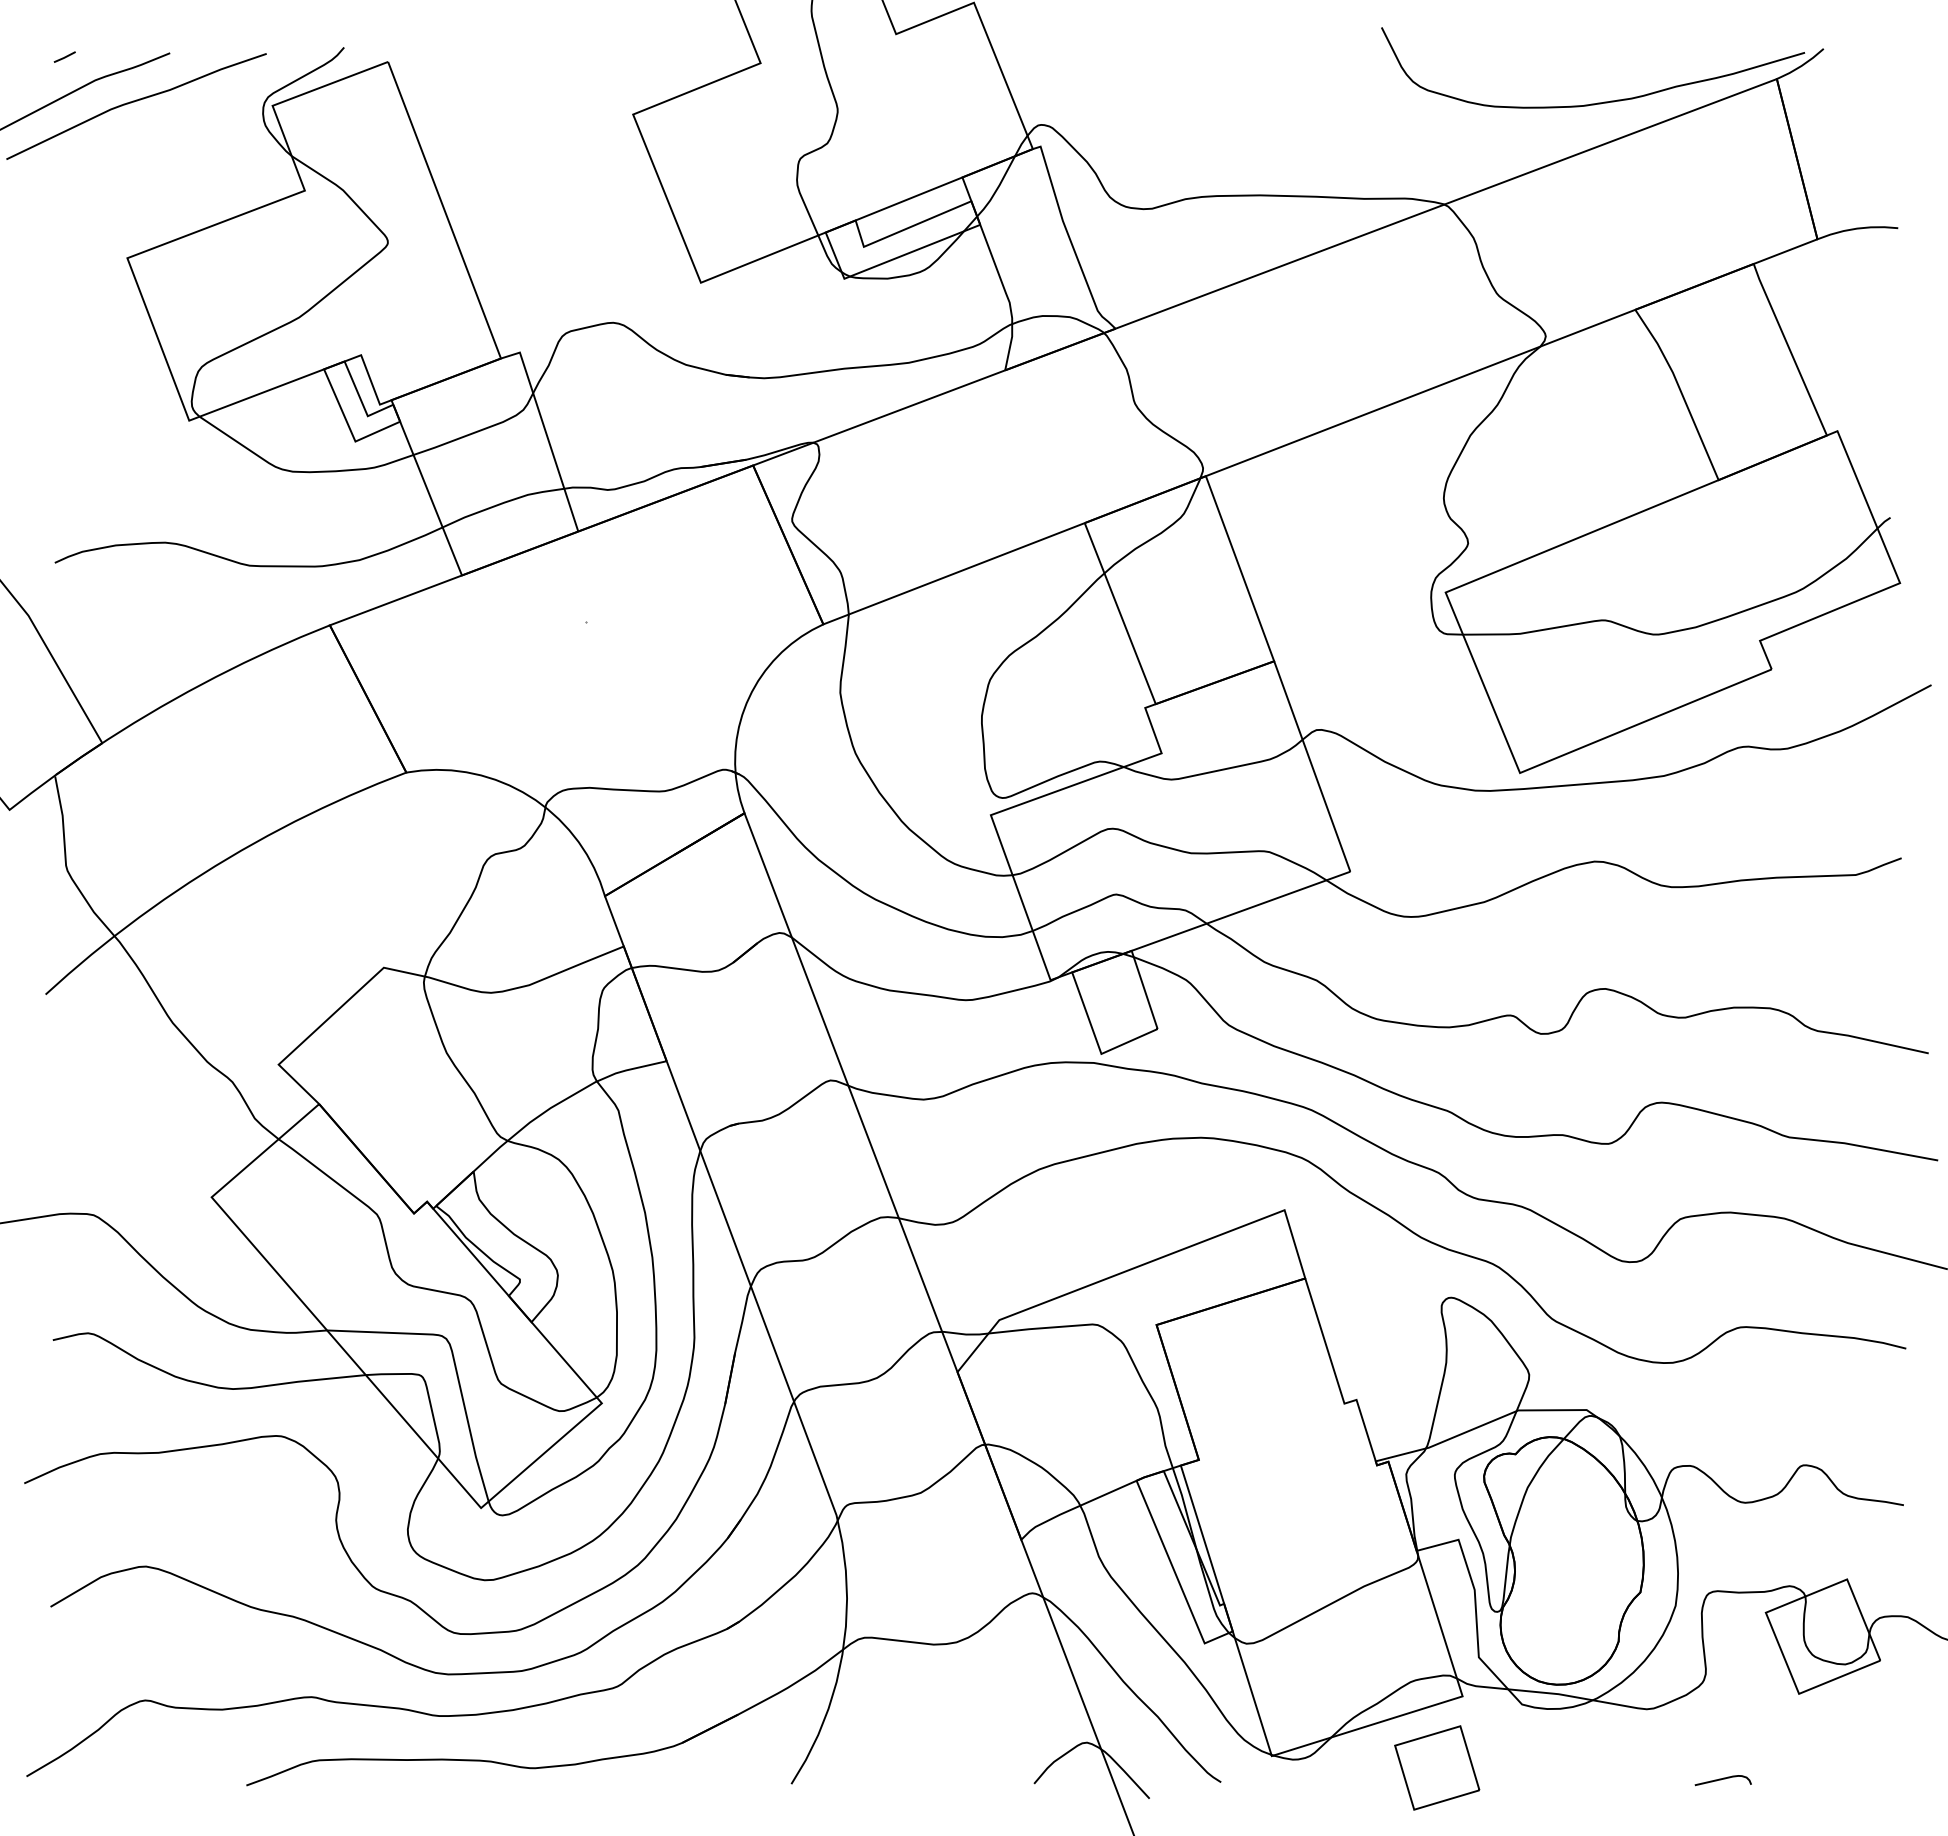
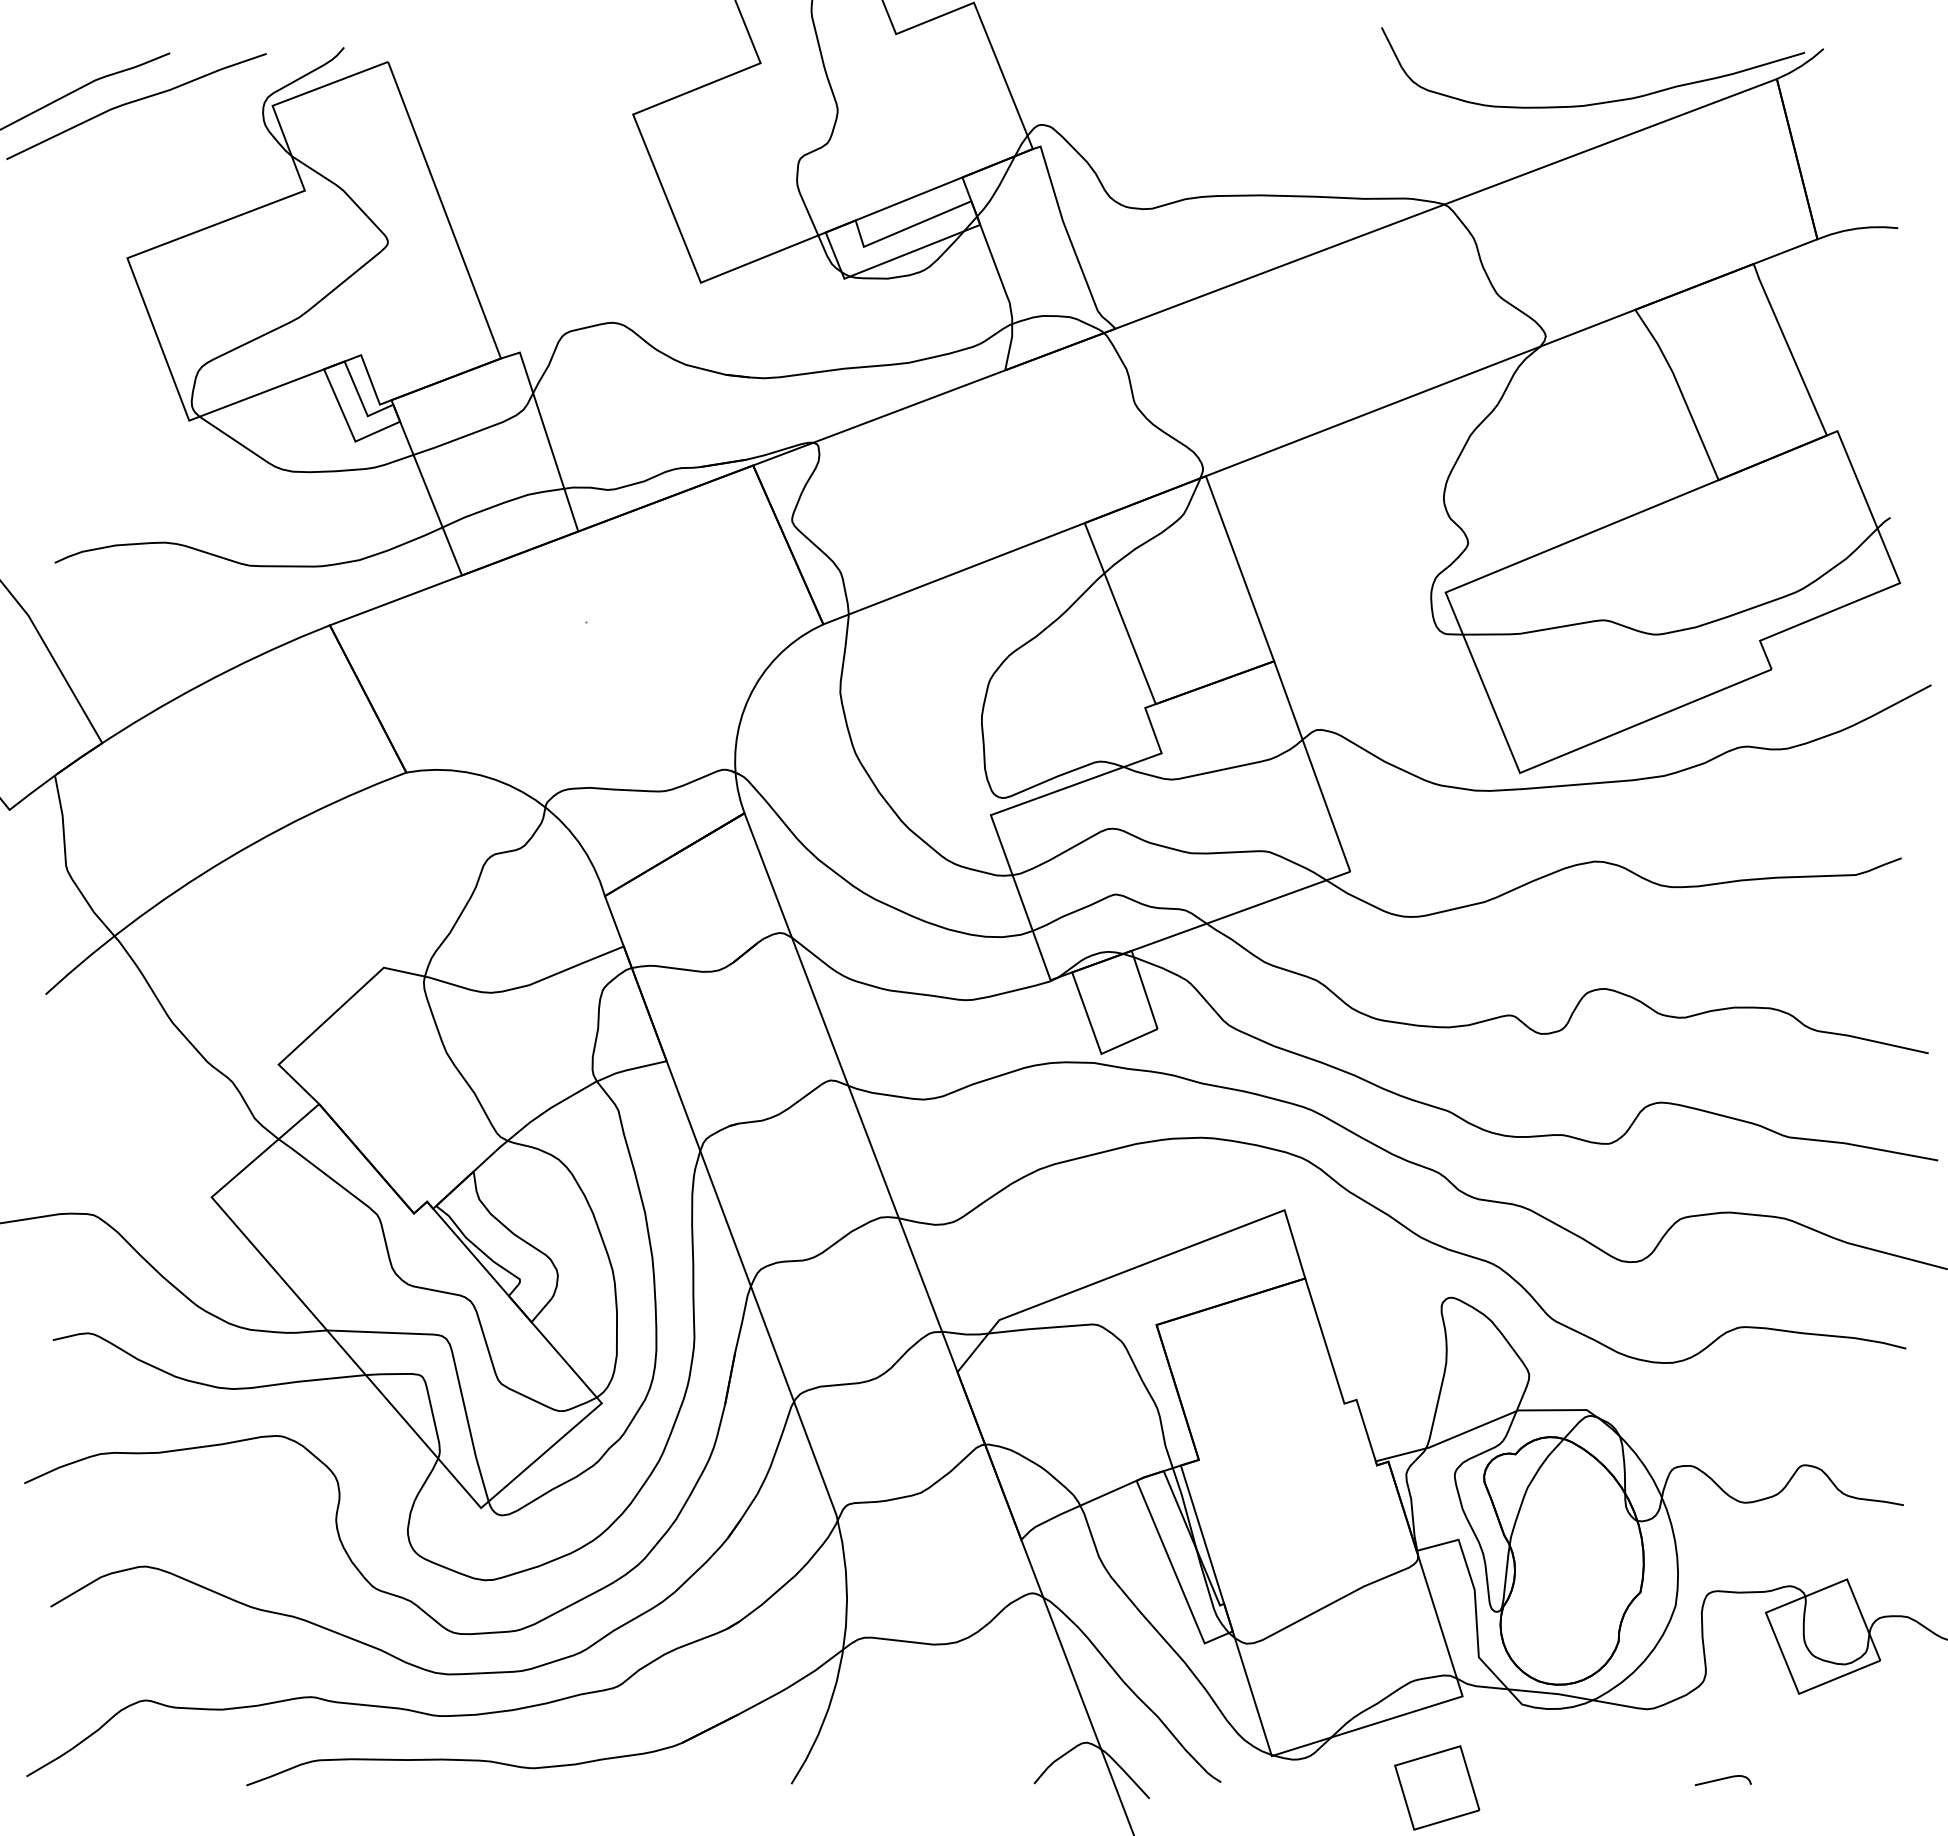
line: present -> none (64, 56)
part position: (1437, 1767) -> (1437, 1787) (1437, 1787)
